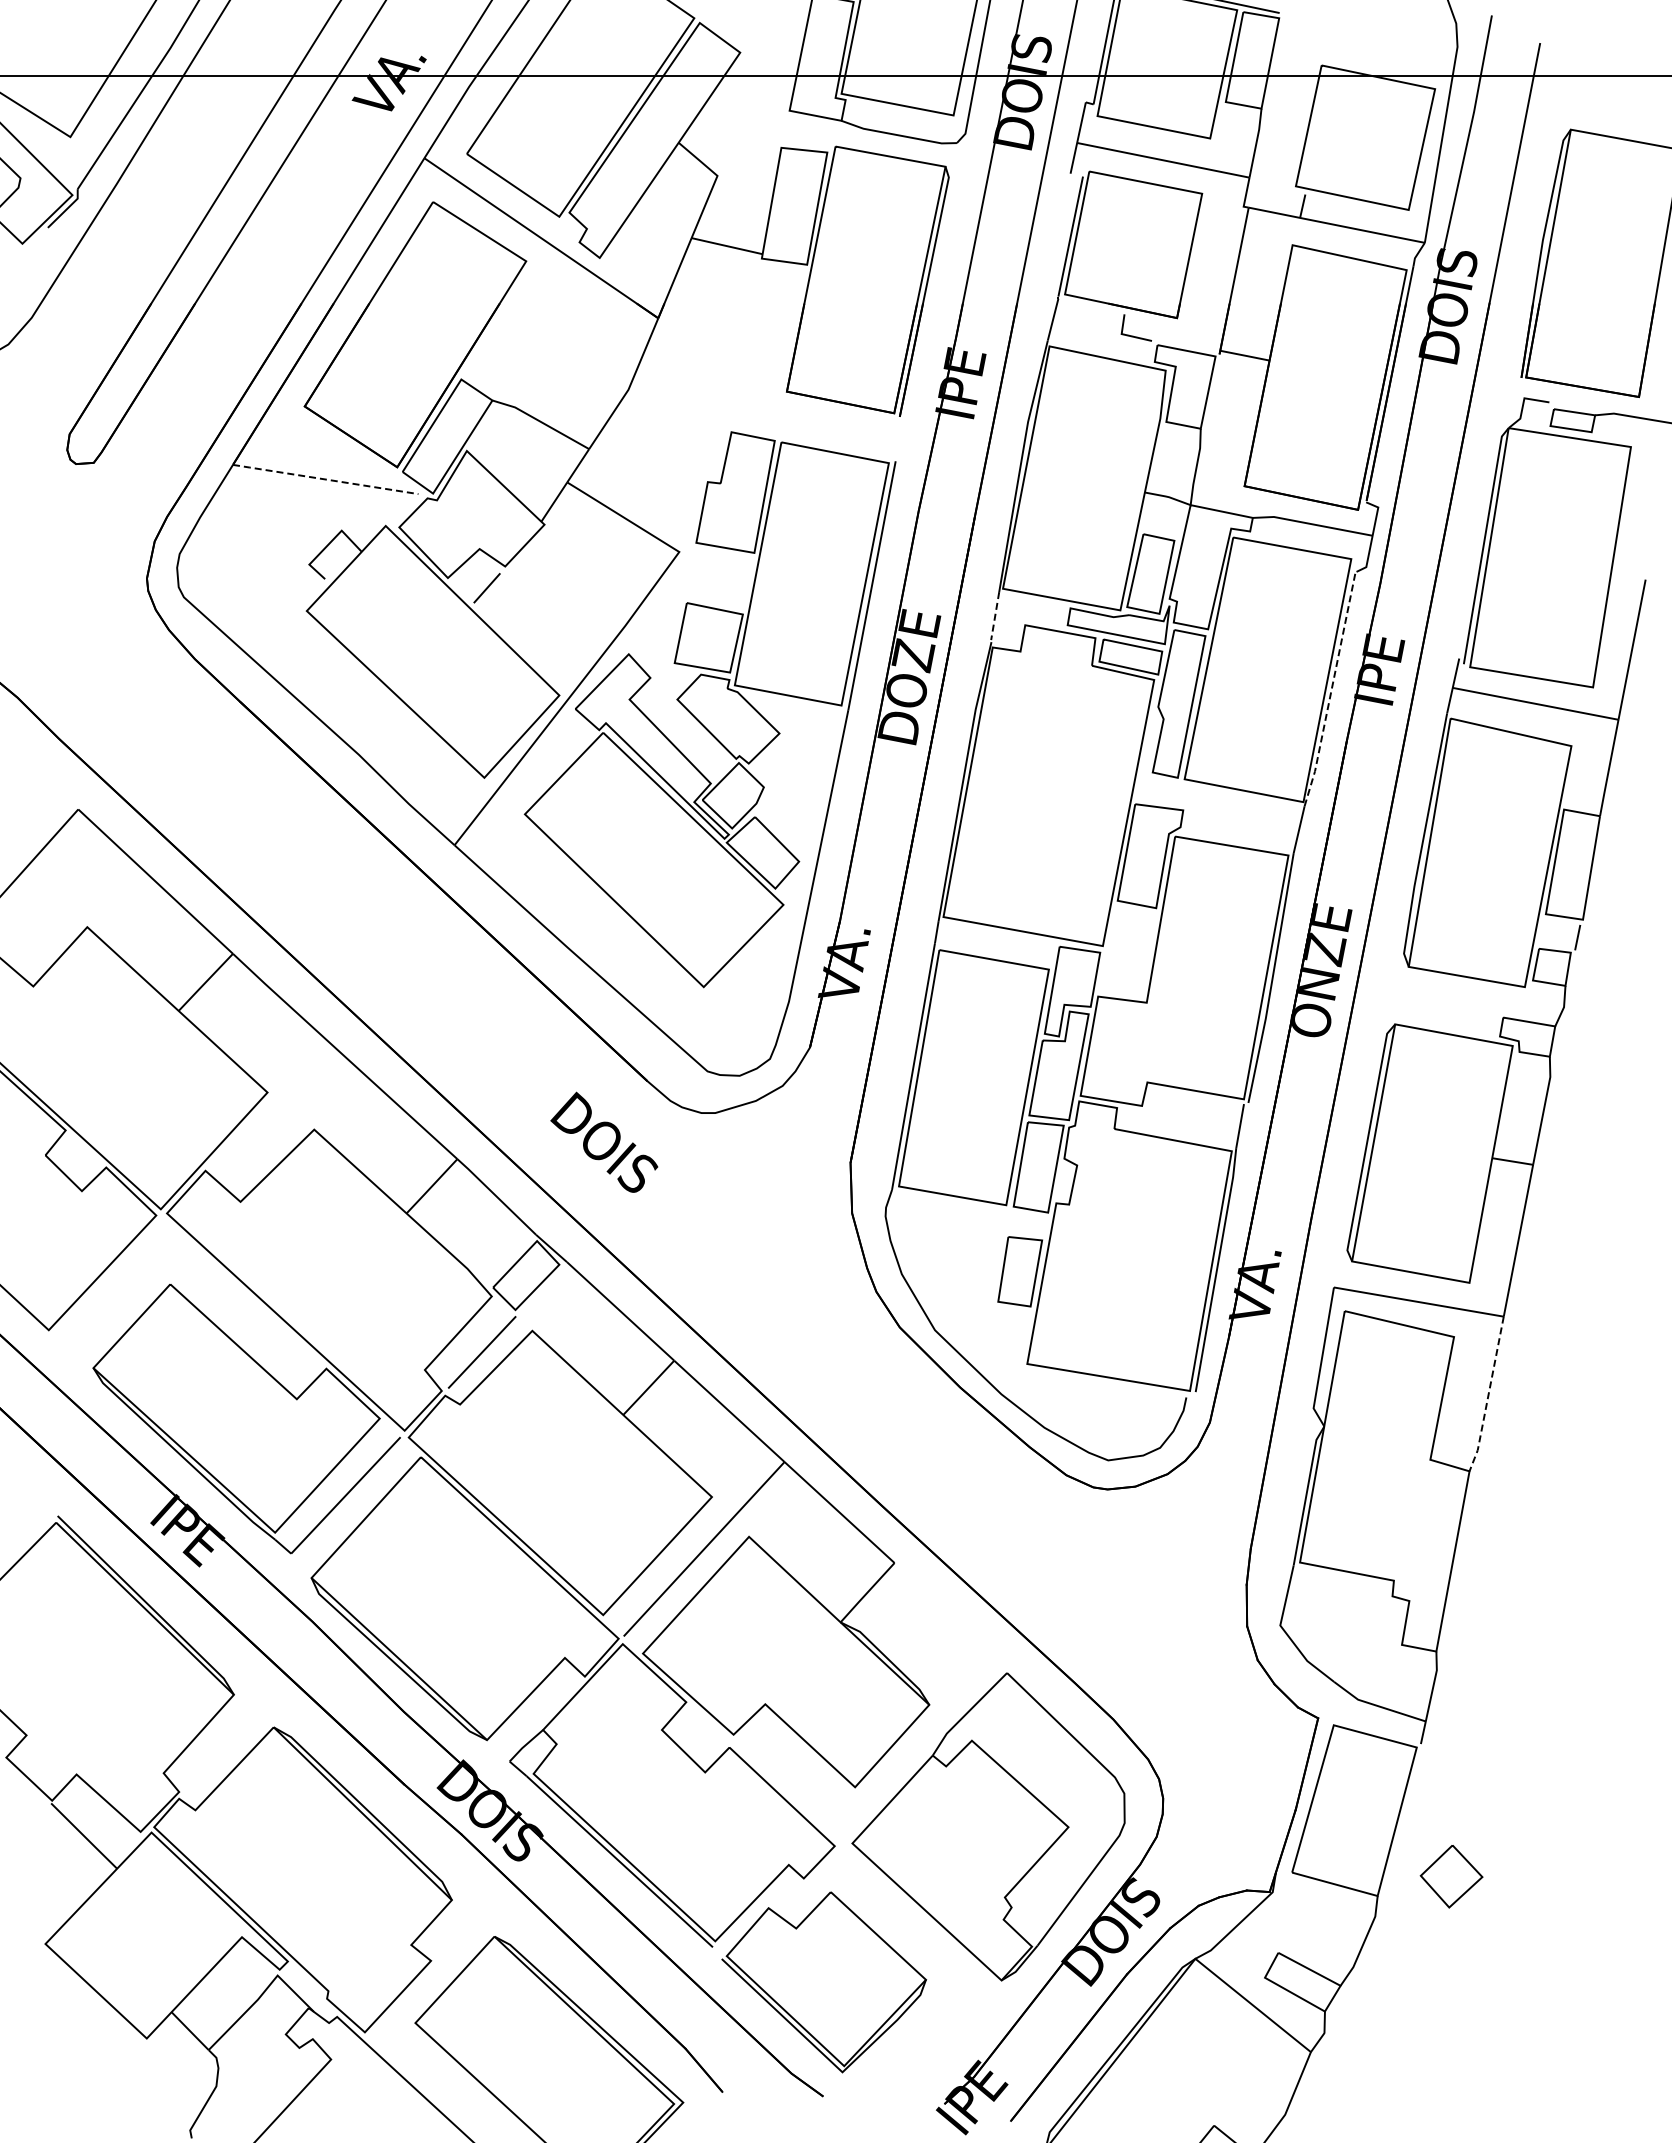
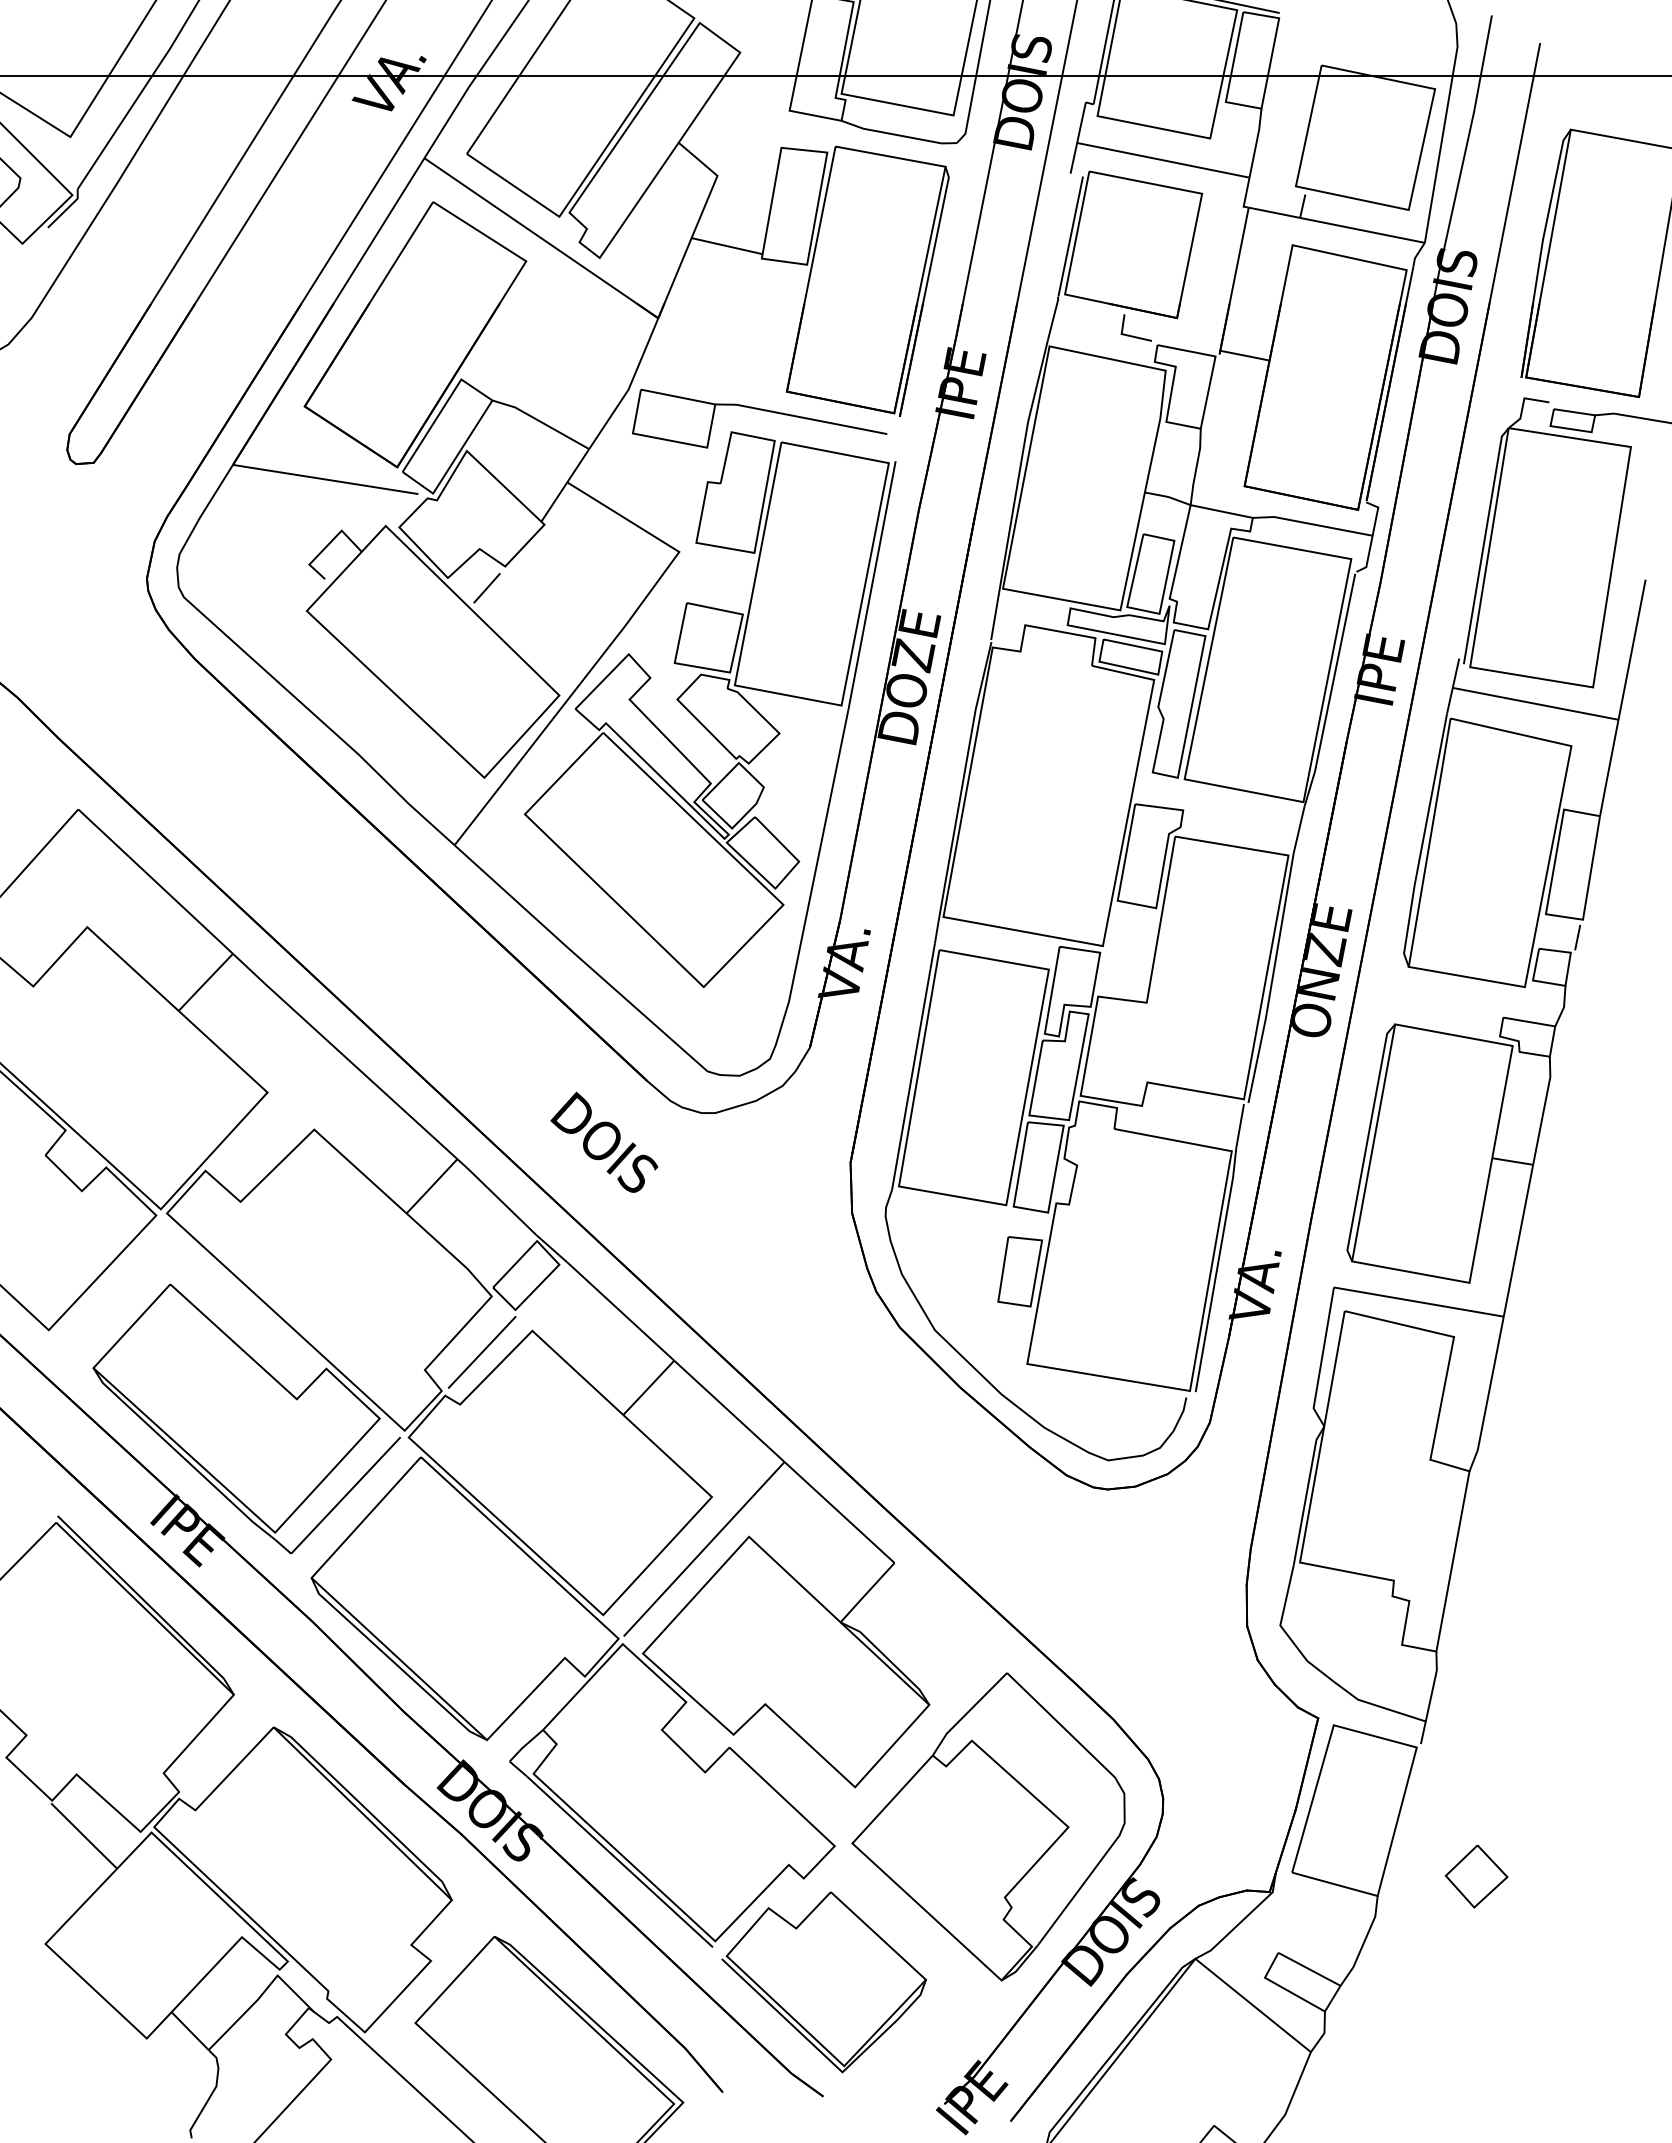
part: none -> present (759, 410)
line: dashed -> solid (324, 479)
line: dashed -> solid (995, 616)
line: dashed -> solid (1331, 691)
line: dashed -> solid (1488, 1395)
part position: (1451, 1876) -> (1476, 1876) (1476, 1876)
